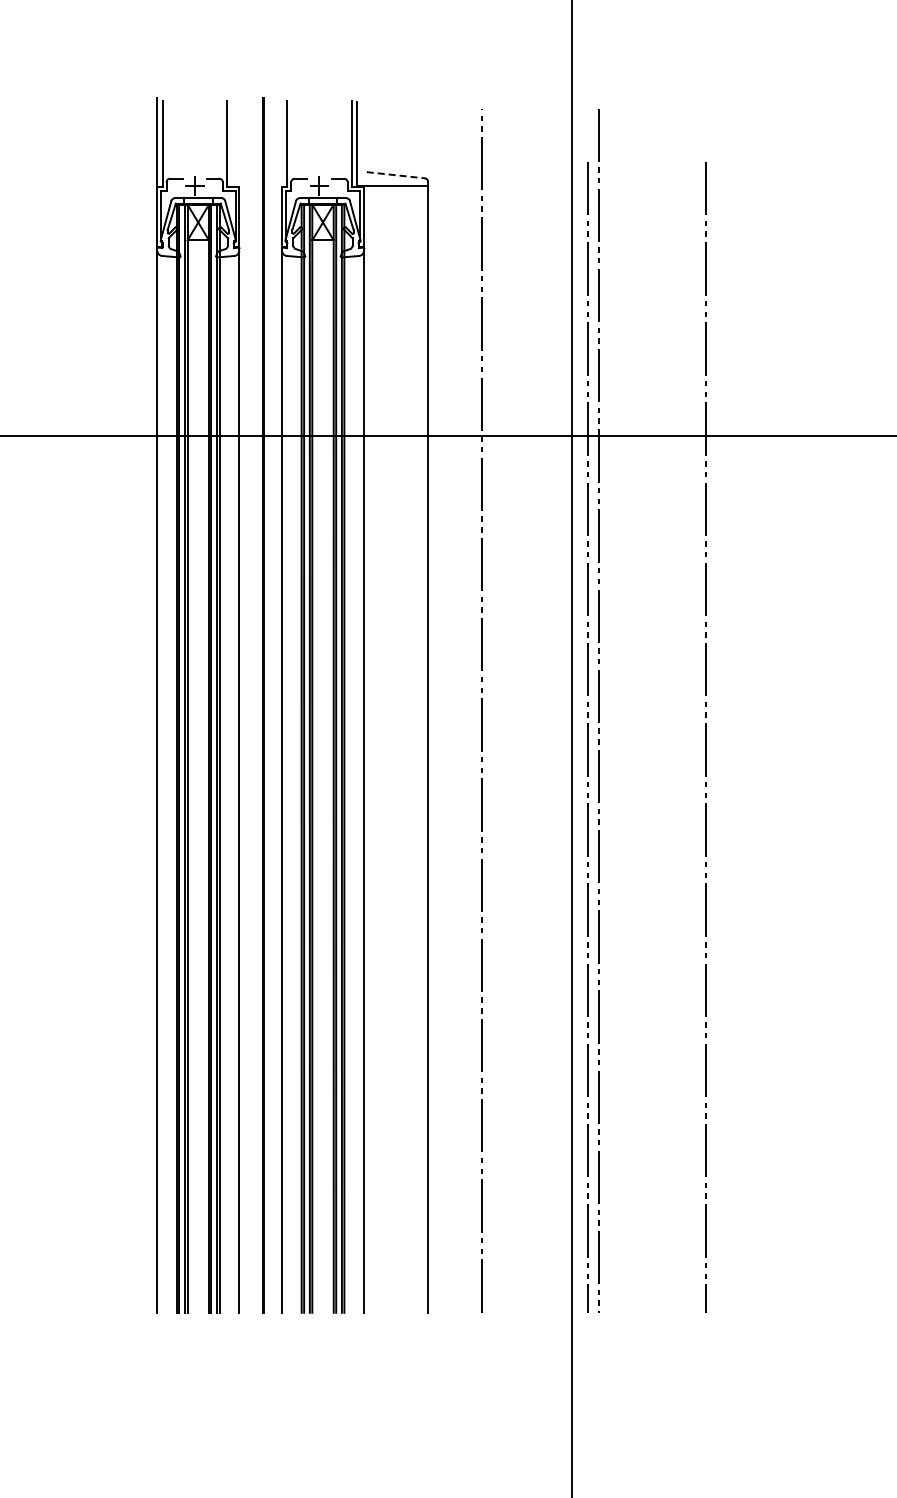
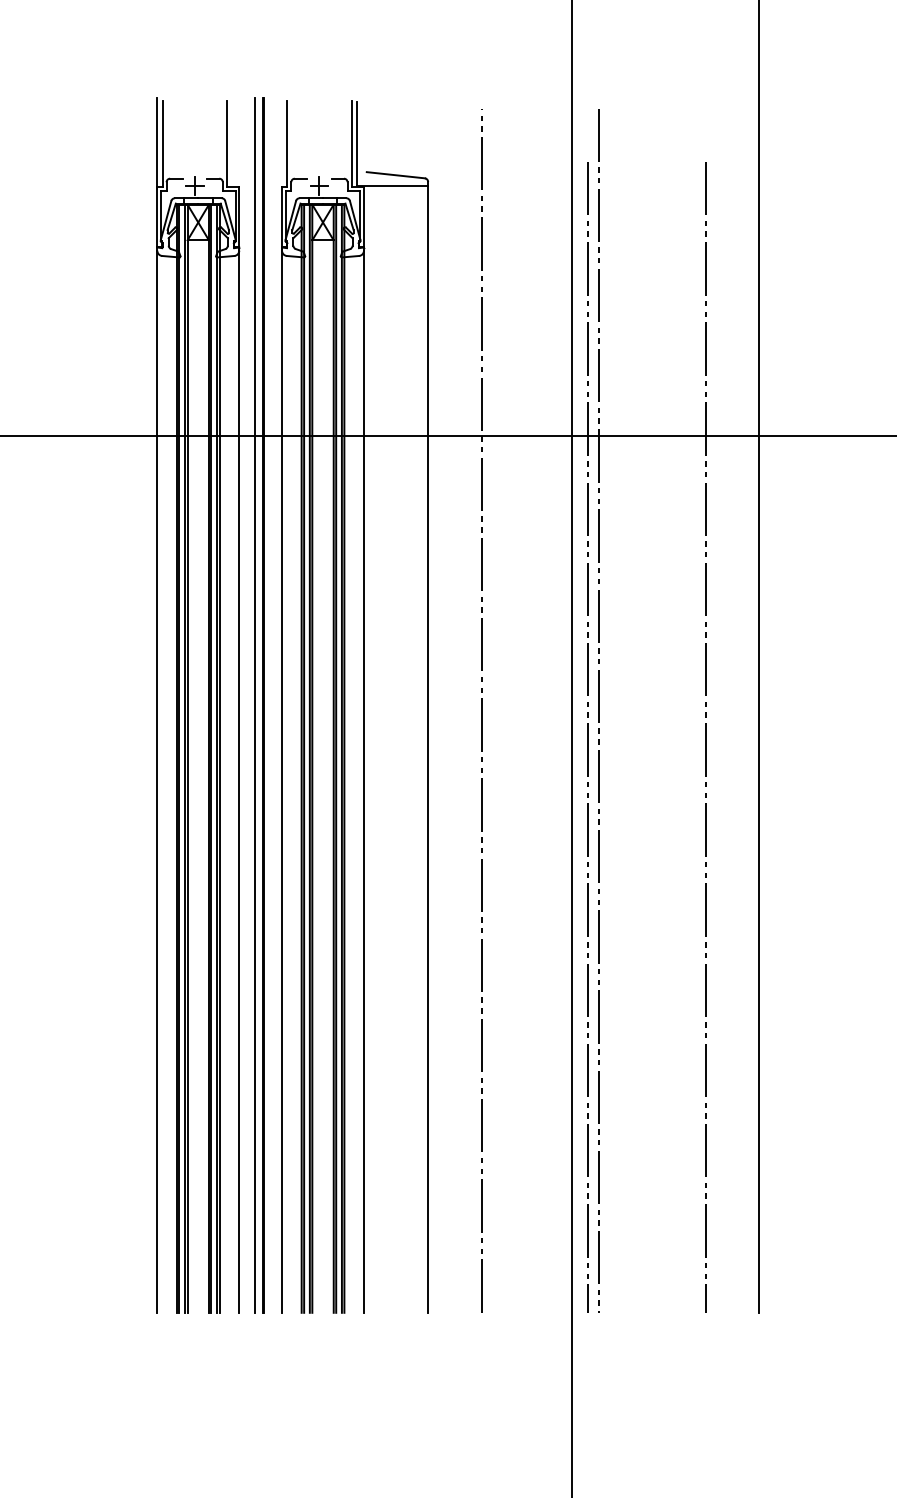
line: dashed -> solid (396, 175)
line: none -> present (759, 657)
line: none -> present (254, 704)
